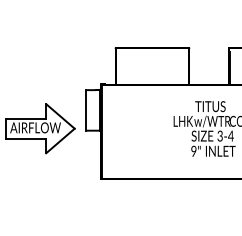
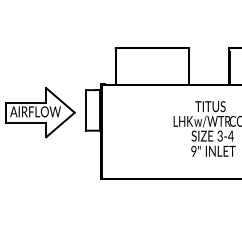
part position: (40, 128) -> (40, 112) (40, 112)
